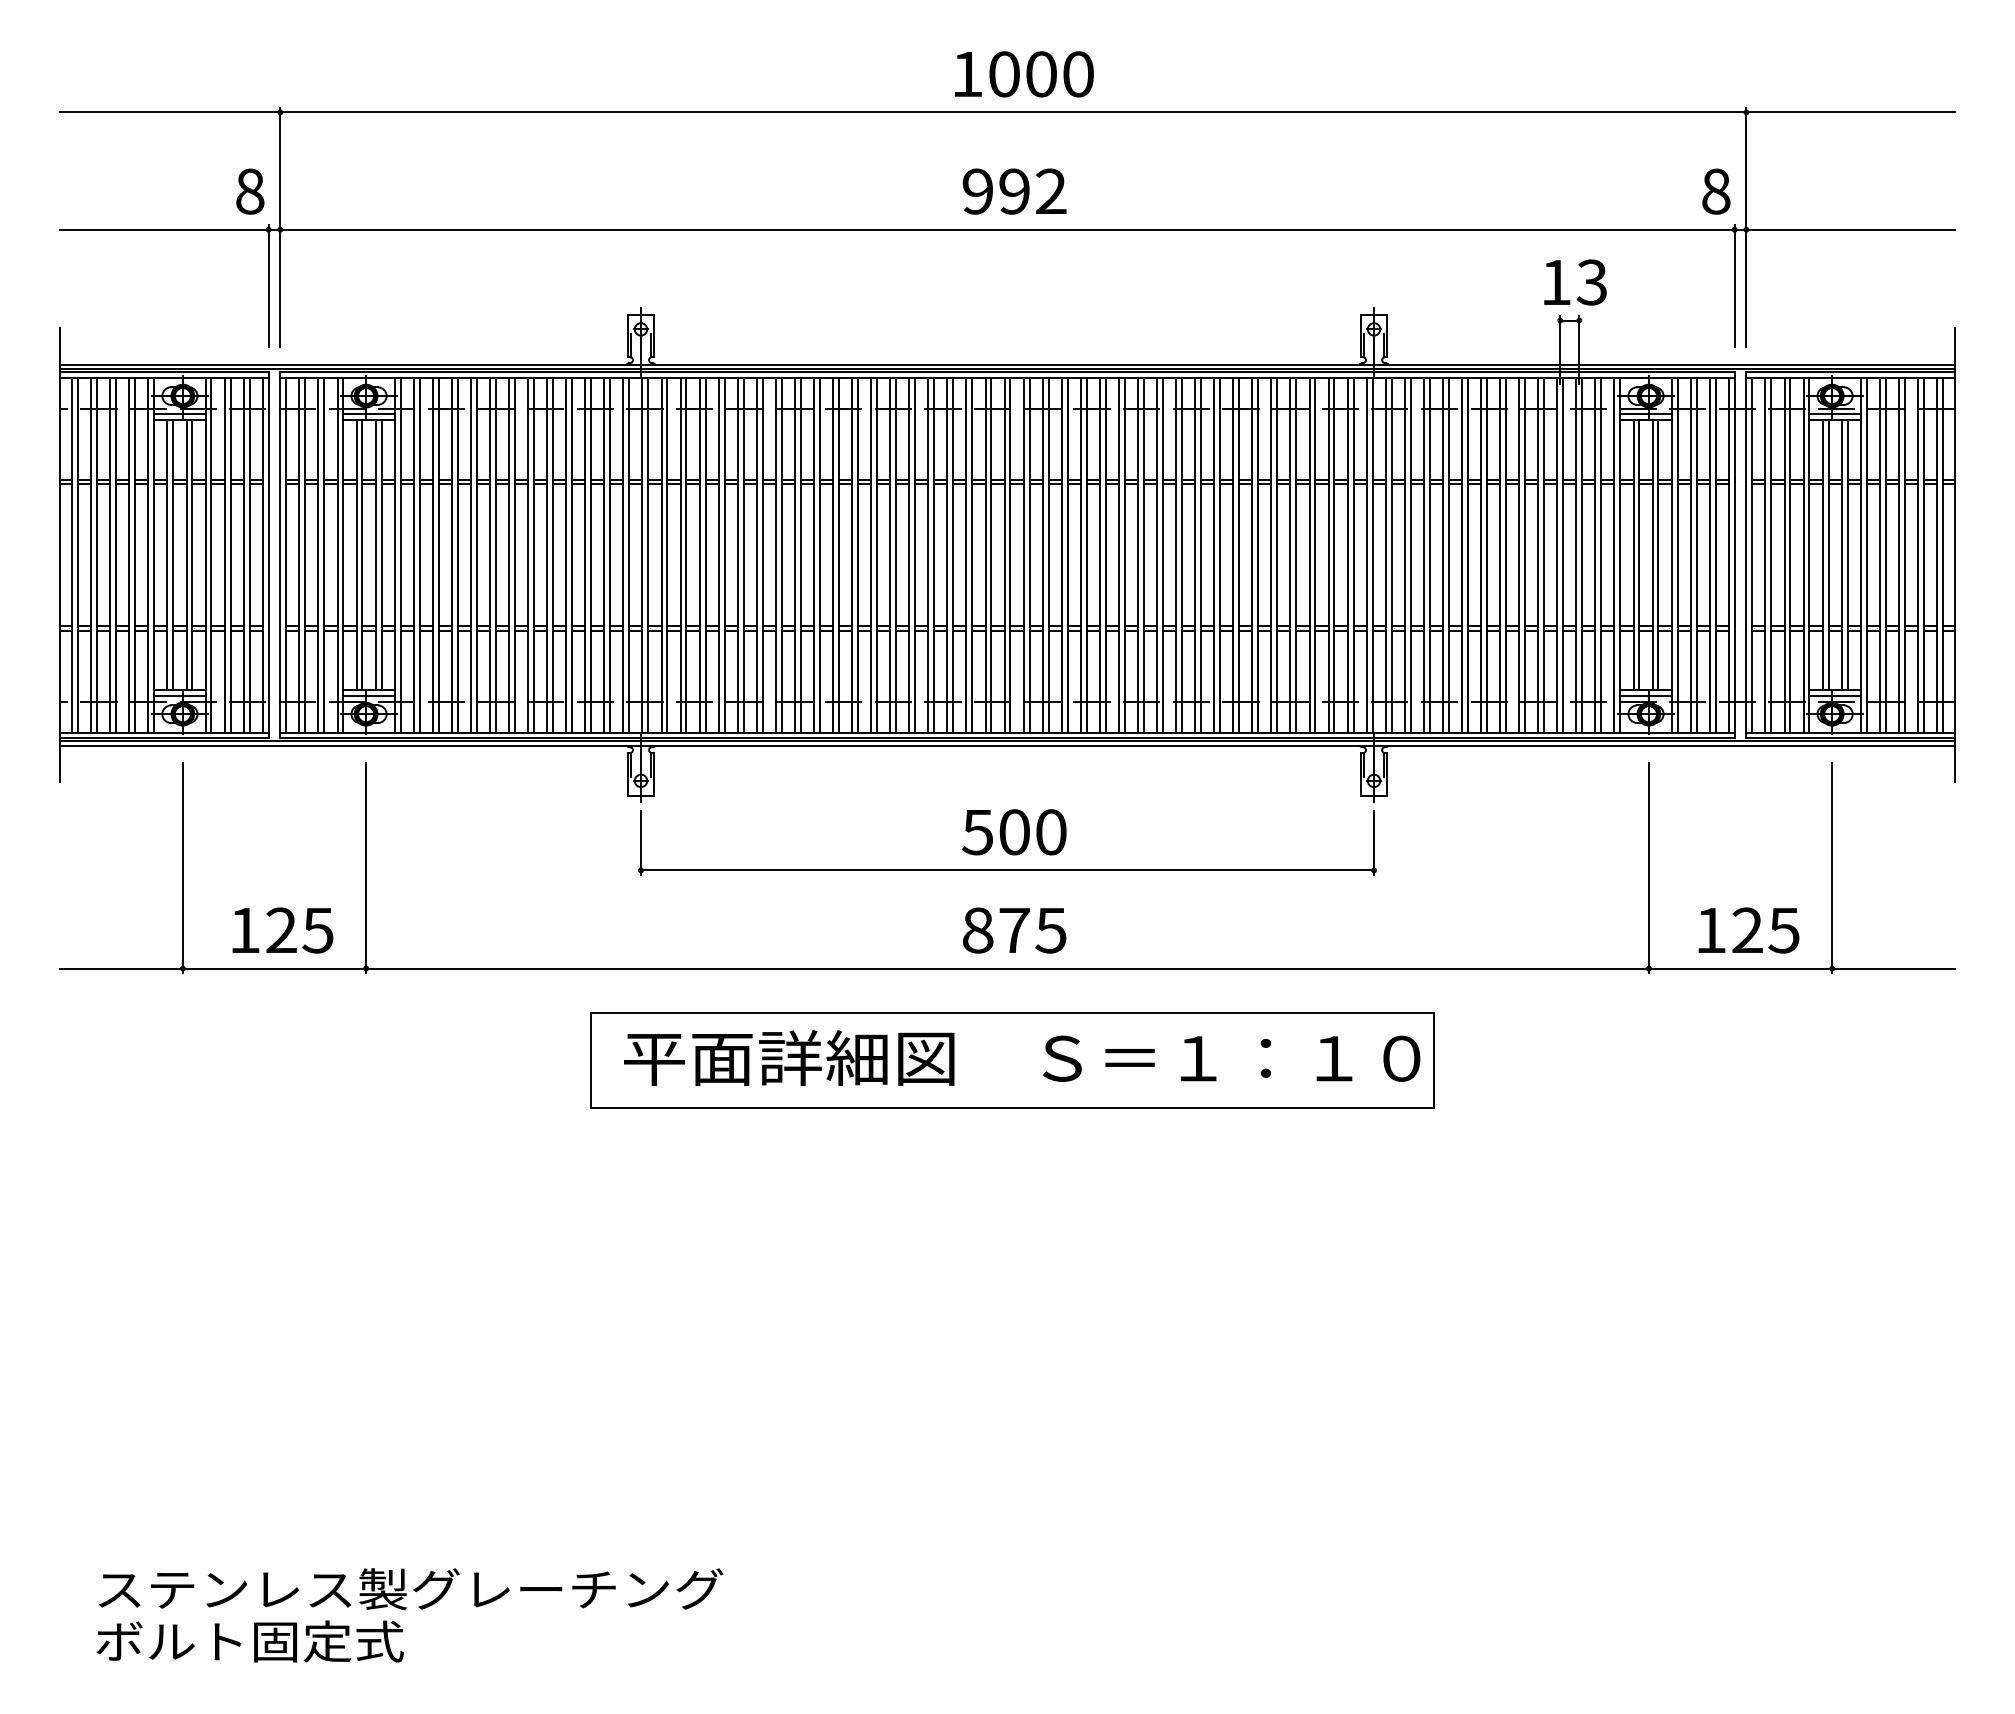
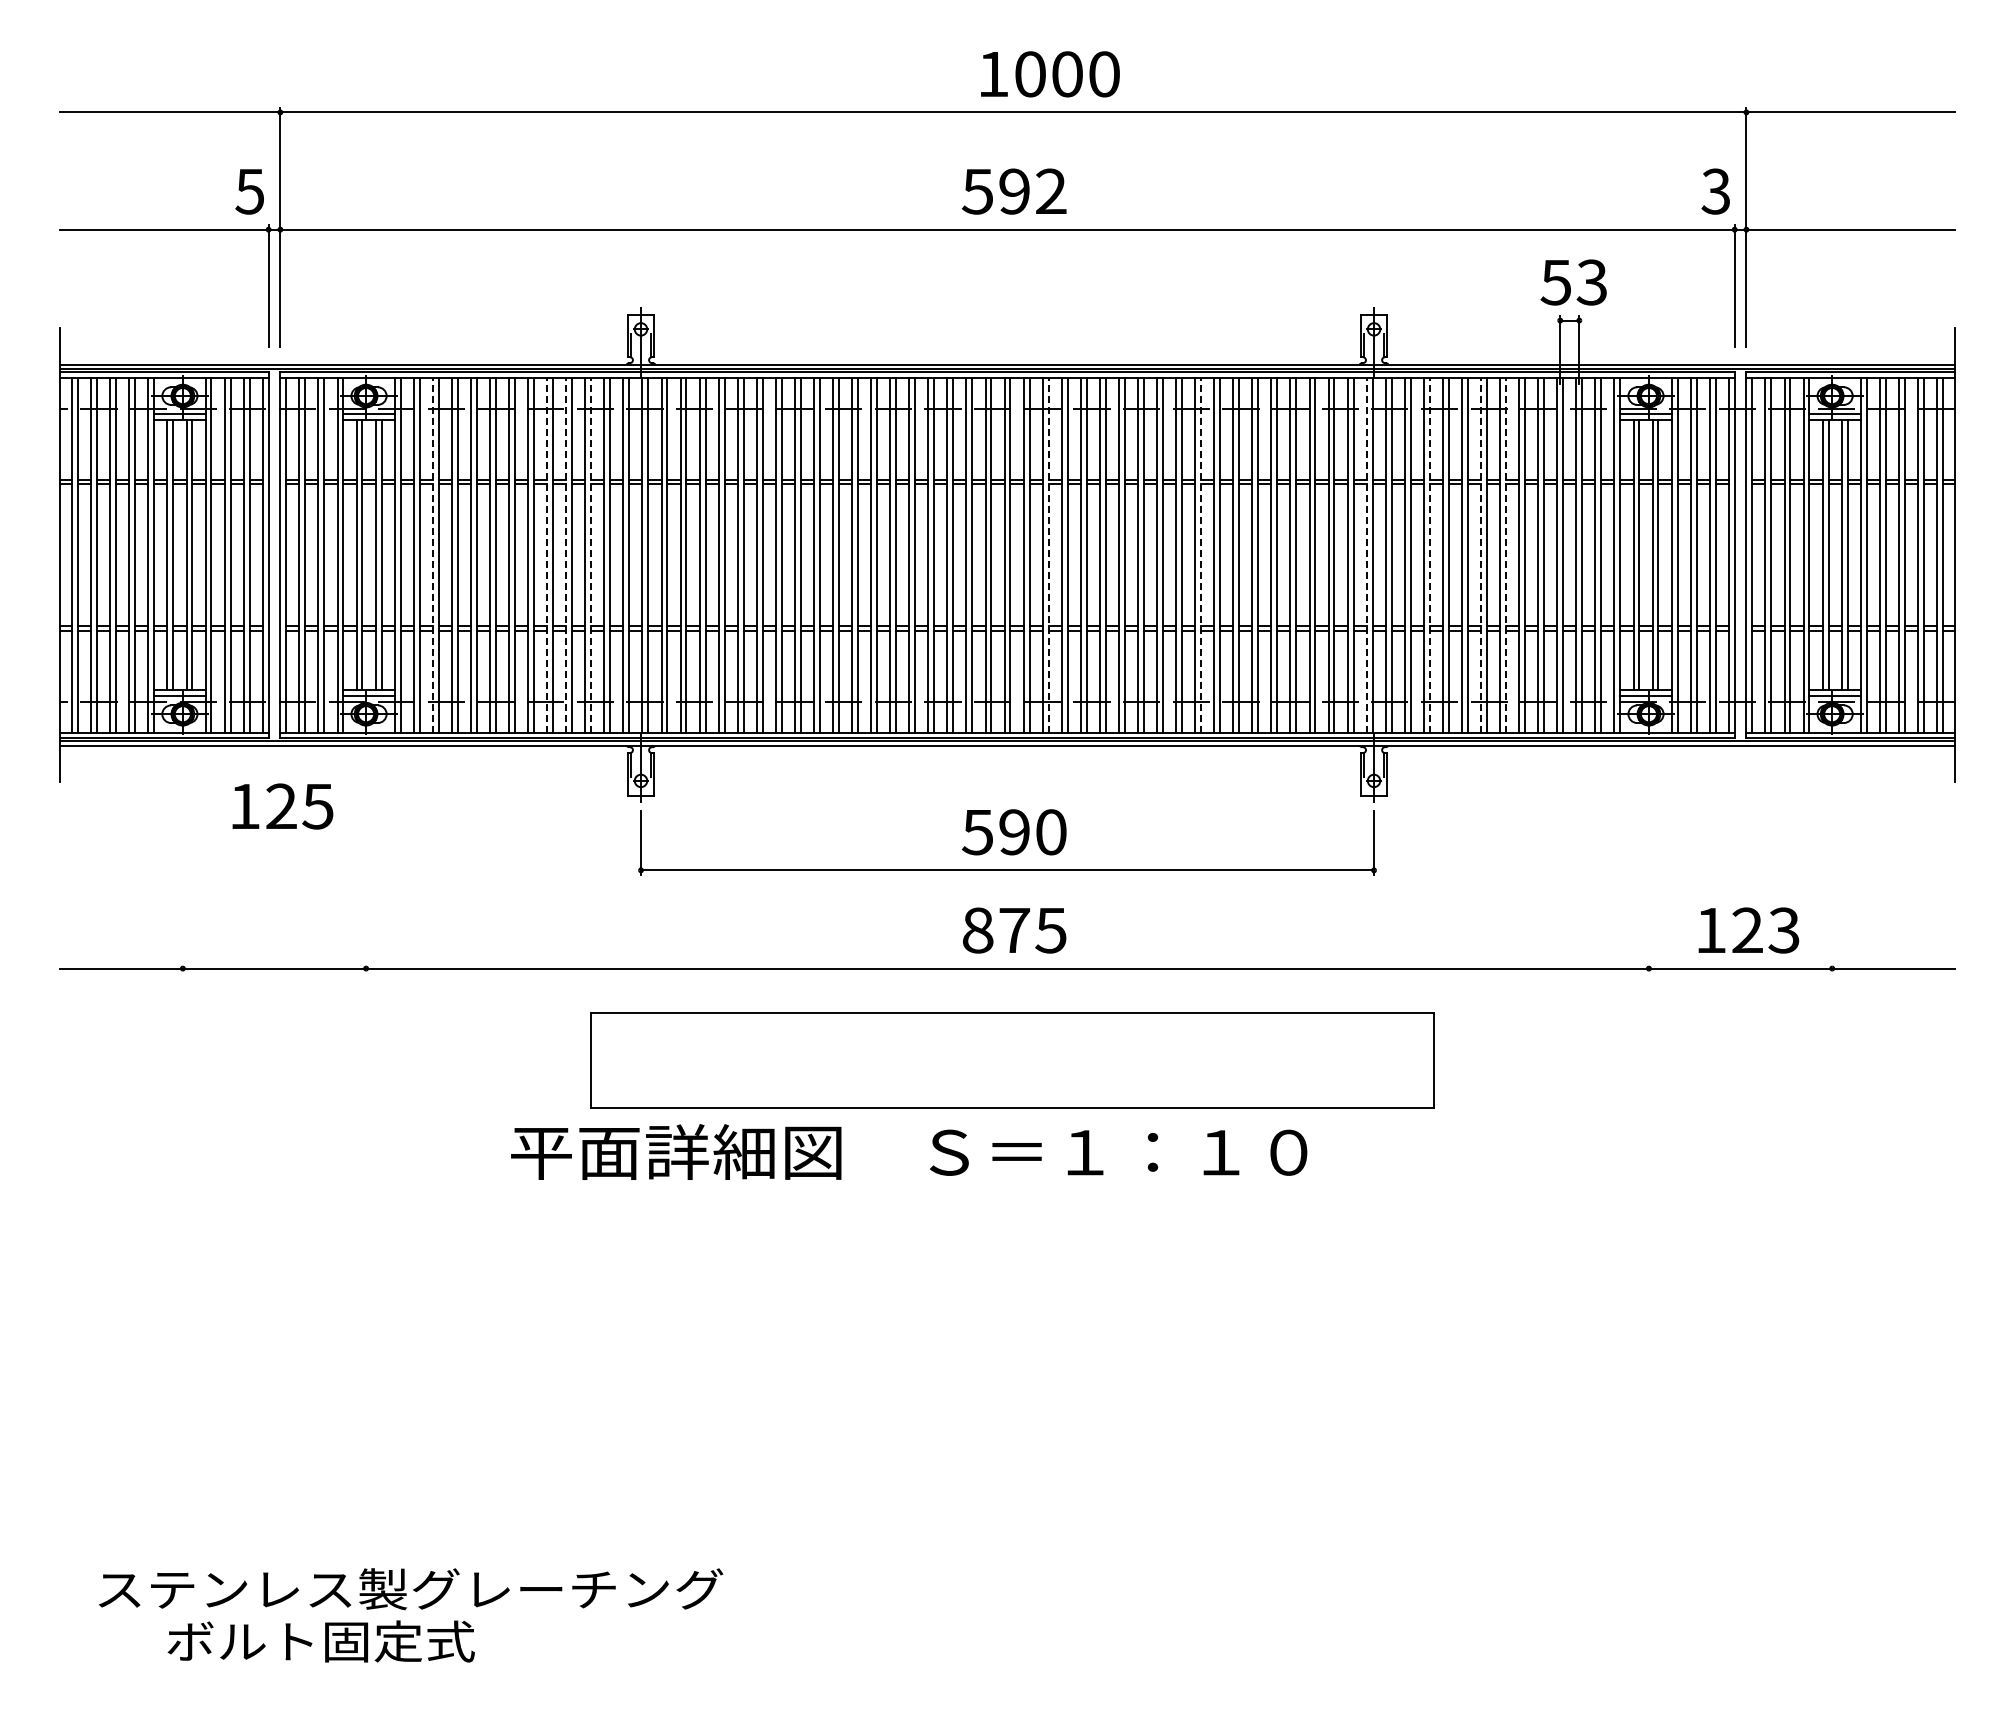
text position: (1024, 74) -> (1050, 74) (1050, 74)
text: 8 -> 5 (249, 191)
text: 992 -> 592 (977, 191)
text: 8 -> 3 (1715, 191)
text: 13 -> 53 (1555, 282)
line: solid -> dashed (432, 554)
line: solid -> dashed (547, 554)
line: solid -> dashed (566, 554)
line: solid -> dashed (591, 554)
line: solid -> dashed (1048, 554)
line: solid -> dashed (1201, 554)
line: solid -> dashed (1366, 554)
line: solid -> dashed (1429, 554)
line: solid -> dashed (1481, 554)
line: solid -> dashed (1505, 554)
text: 500 -> 590 (1014, 832)
line: present -> none (182, 867)
line: present -> none (366, 867)
line: present -> none (1648, 867)
line: present -> none (1832, 867)
text position: (282, 930) -> (282, 806) (282, 806)
text: 125 -> 123 (1783, 930)
text position: (1022, 1057) -> (909, 1151) (909, 1151)
text position: (249, 1641) -> (320, 1641) (320, 1641)
